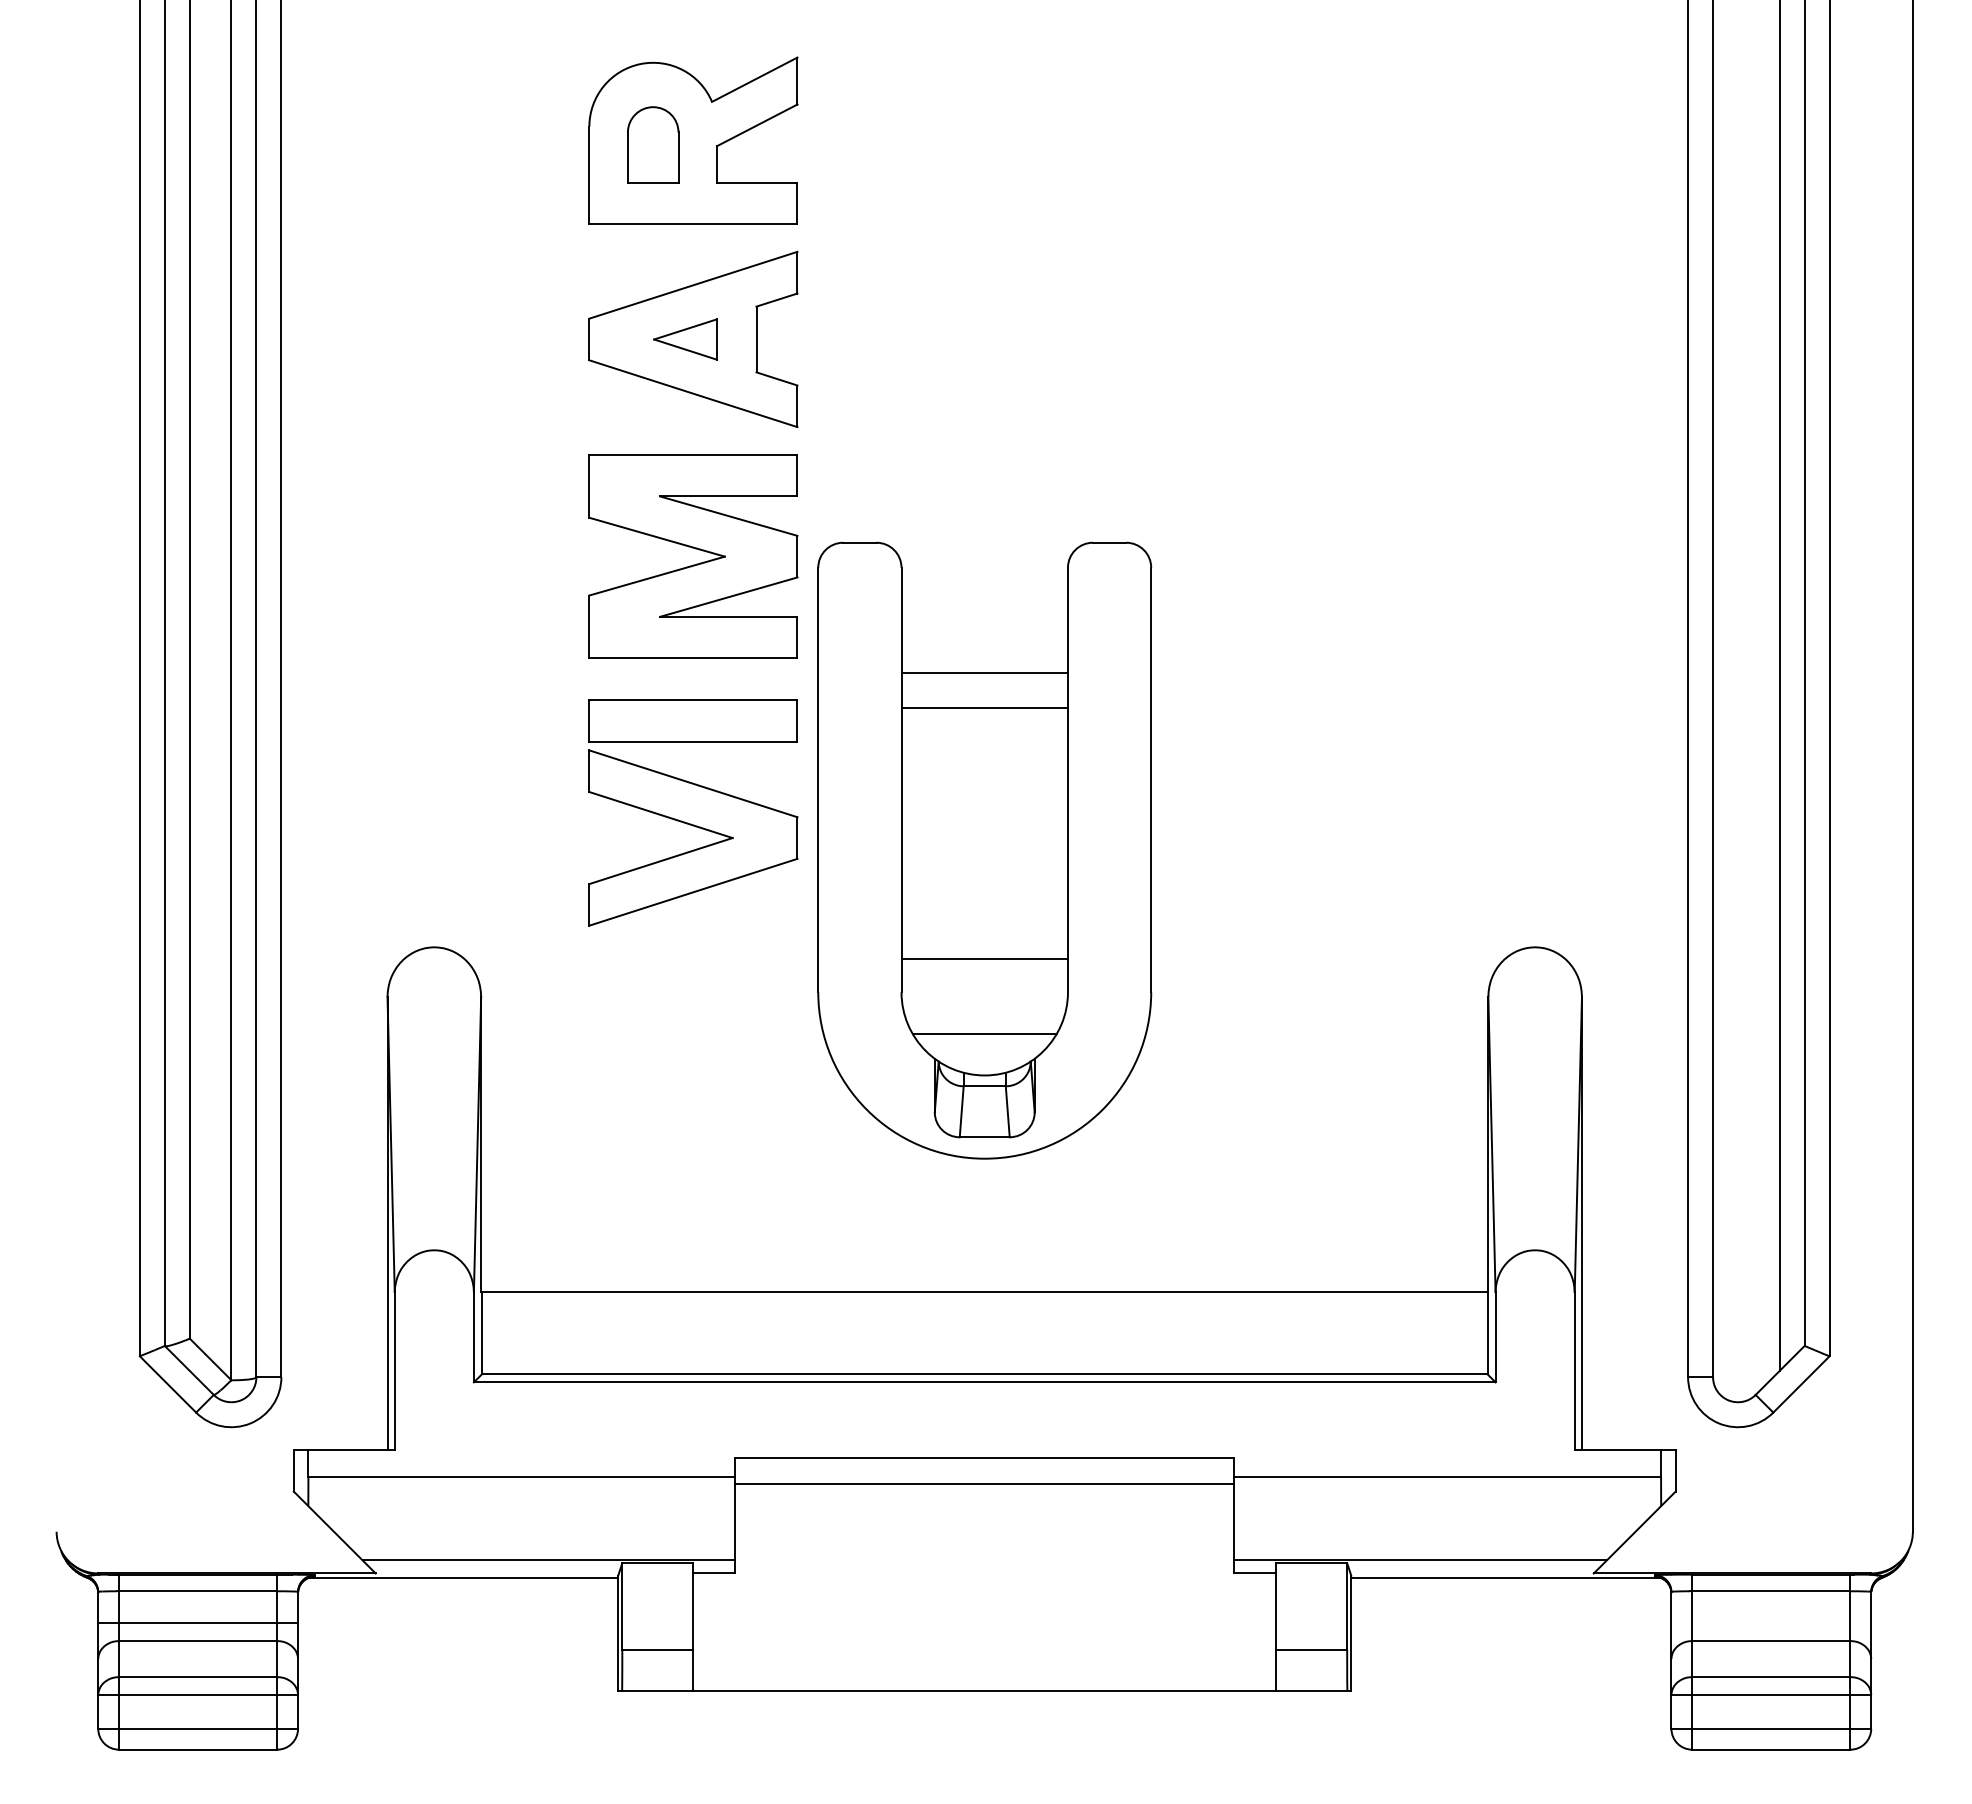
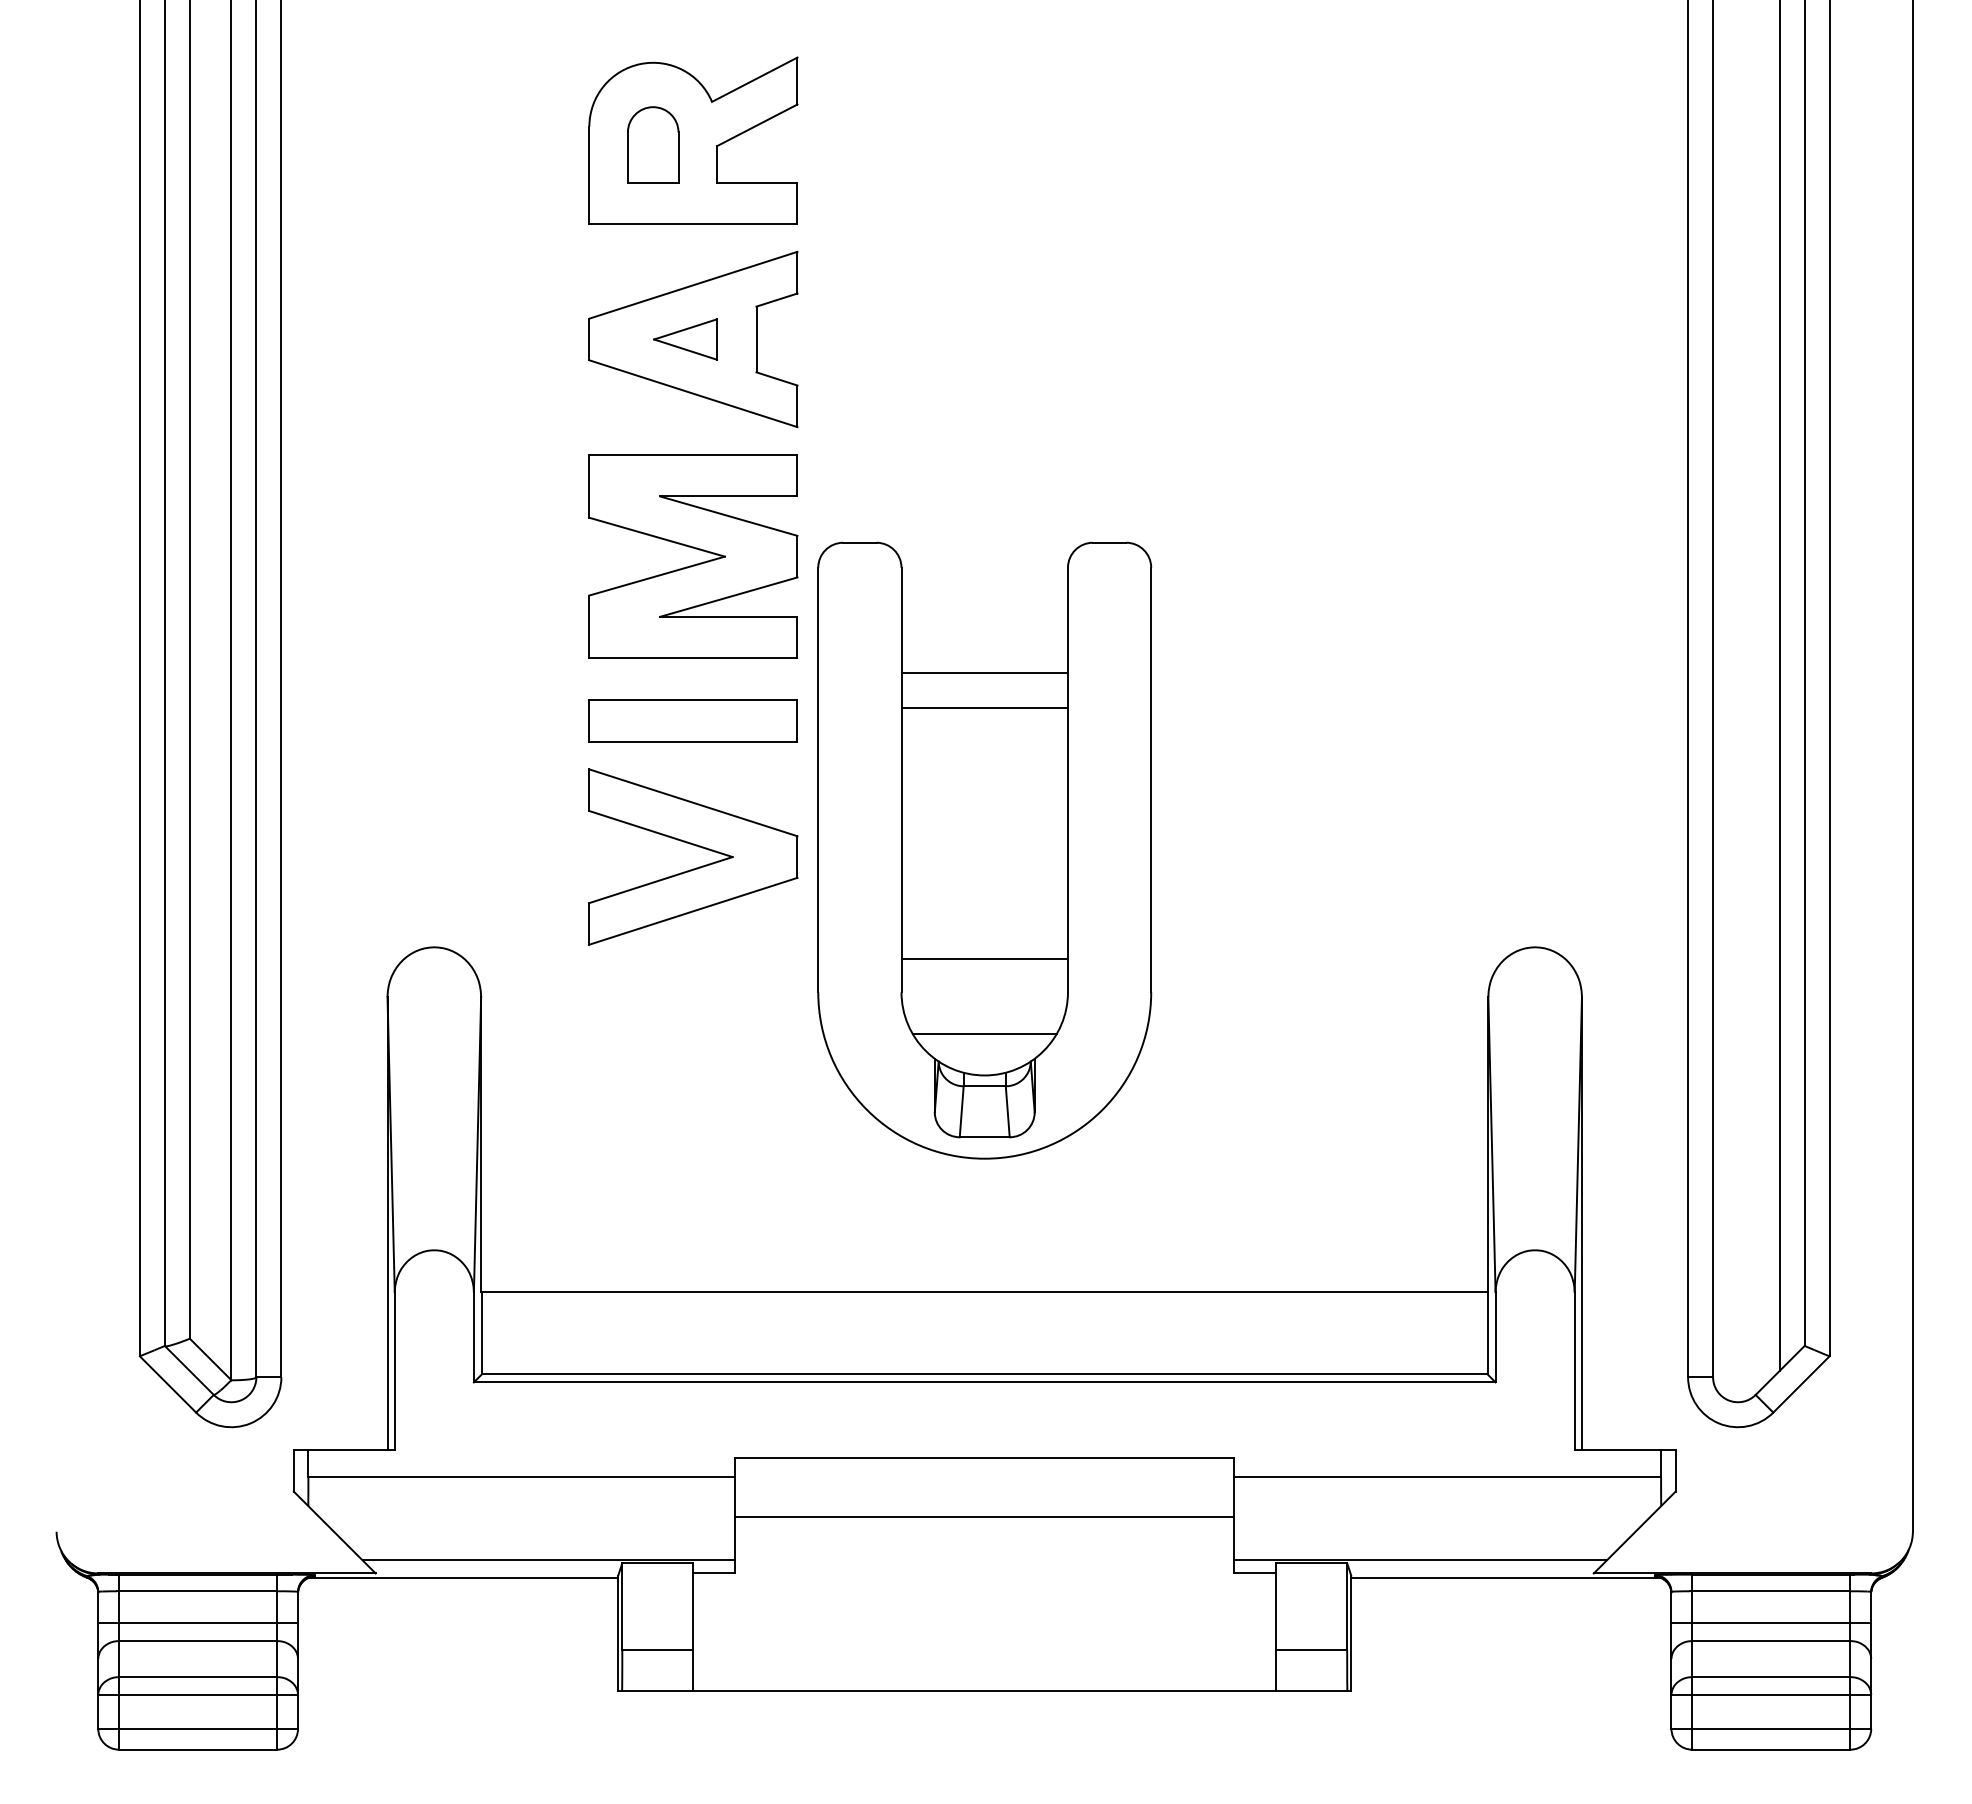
part position: (695, 827) -> (695, 846) (695, 846)
line position: (984, 1483) -> (984, 1516) (984, 1516)
line: none -> present (1771, 1623)
